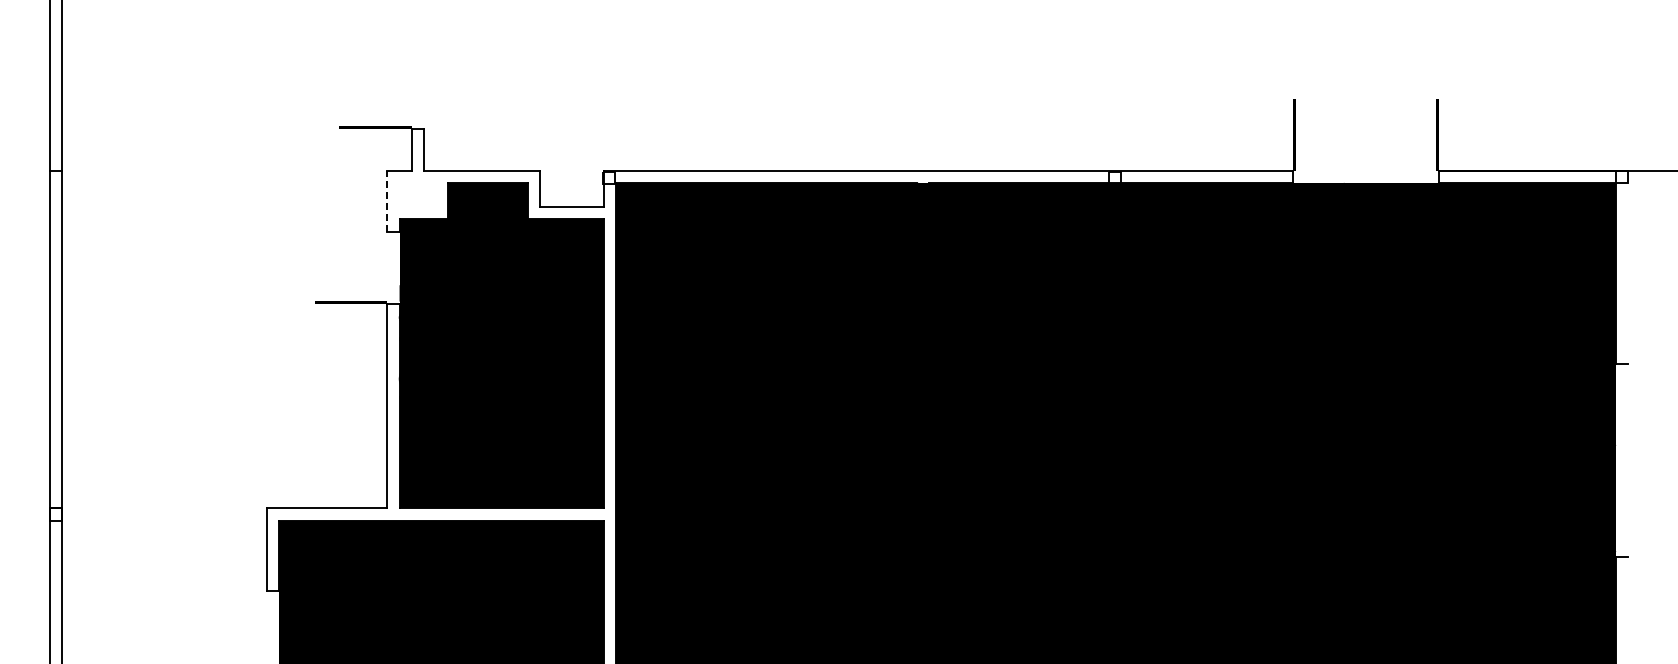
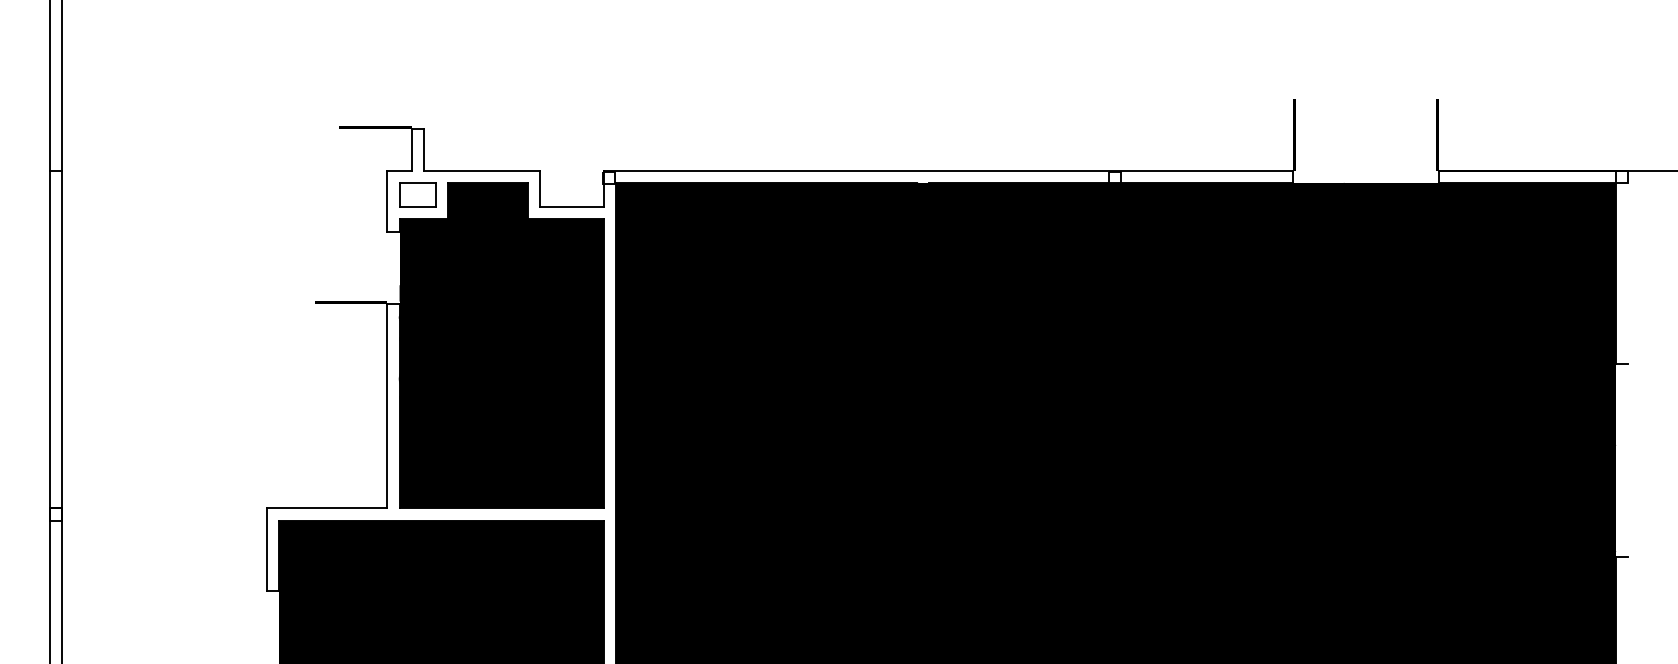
part: none -> present (417, 194)
line: dashed -> solid (387, 200)
